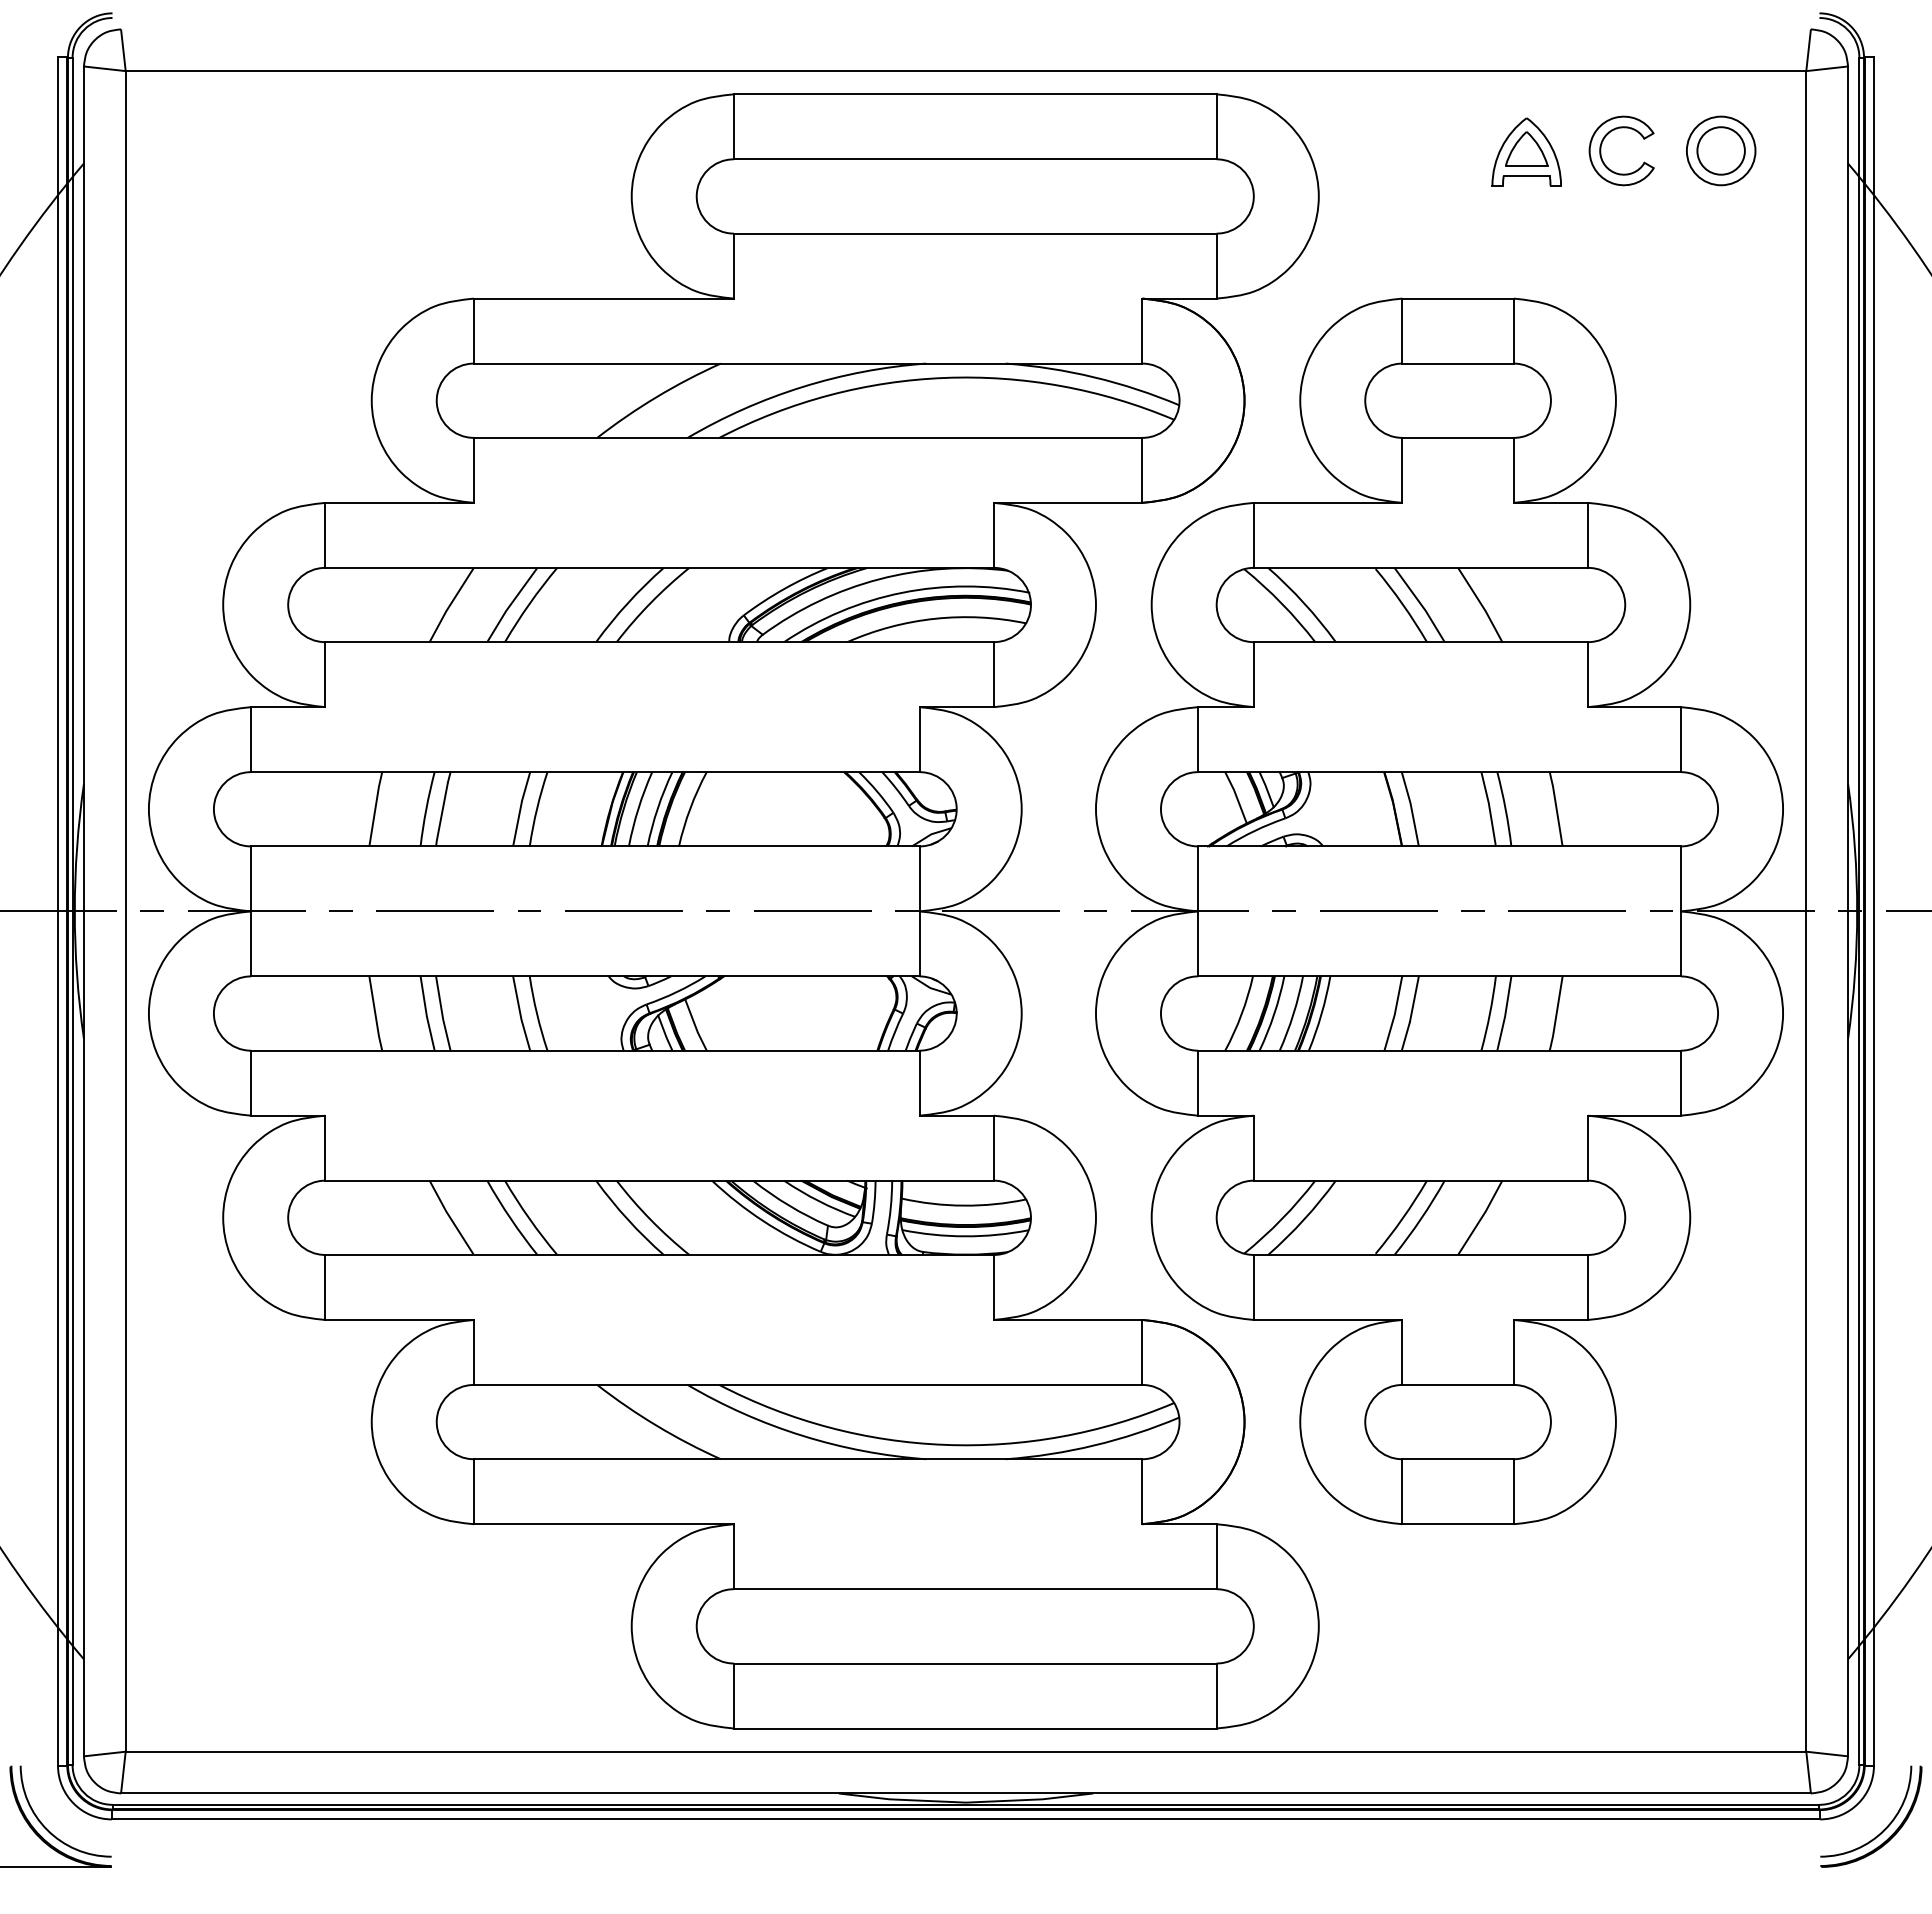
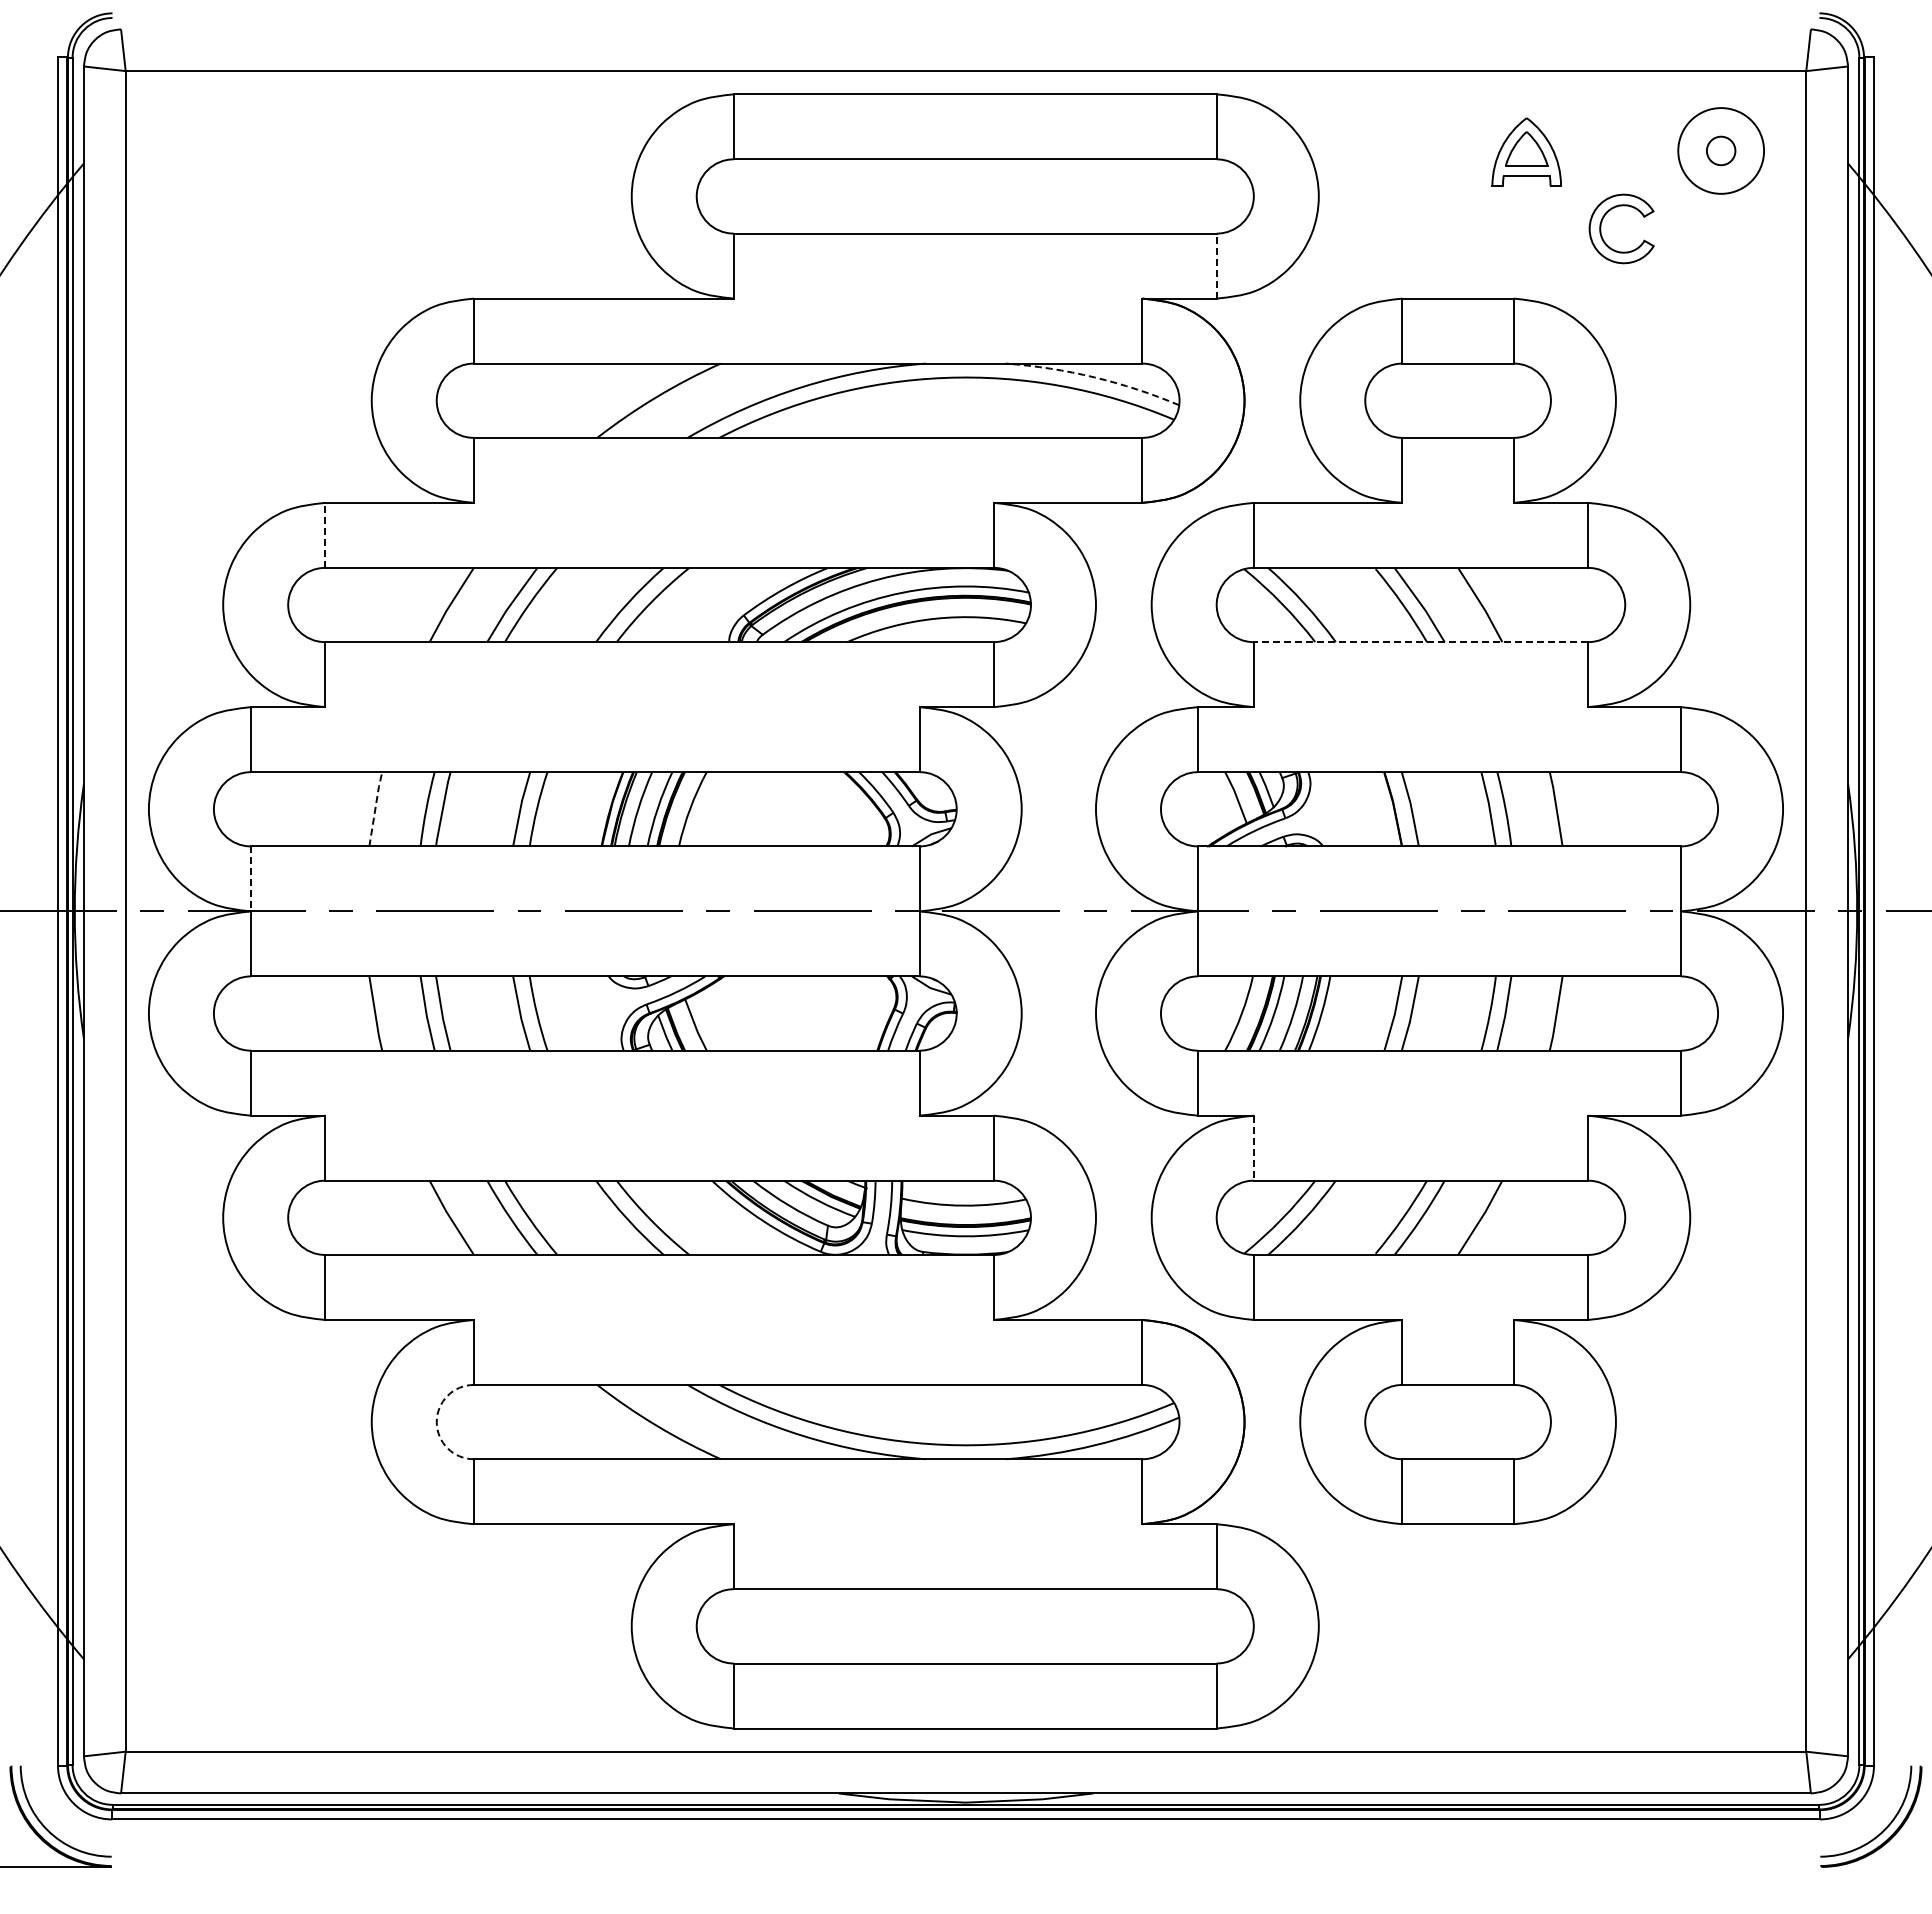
part position: (1602, 144) -> (1602, 222) (1602, 222)
circle diameter: 48 px -> 29 px (1720, 150)
circle diameter: 69 px -> 86 px (1721, 150)
line: solid -> dashed (1216, 265)
arc: solid -> dashed (1094, 377)
line: solid -> dashed (325, 534)
line: solid -> dashed (1420, 642)
line: solid -> dashed (375, 808)
line: solid -> dashed (251, 879)
line: solid -> dashed (1253, 1148)
arc: solid -> dashed (436, 1422)
